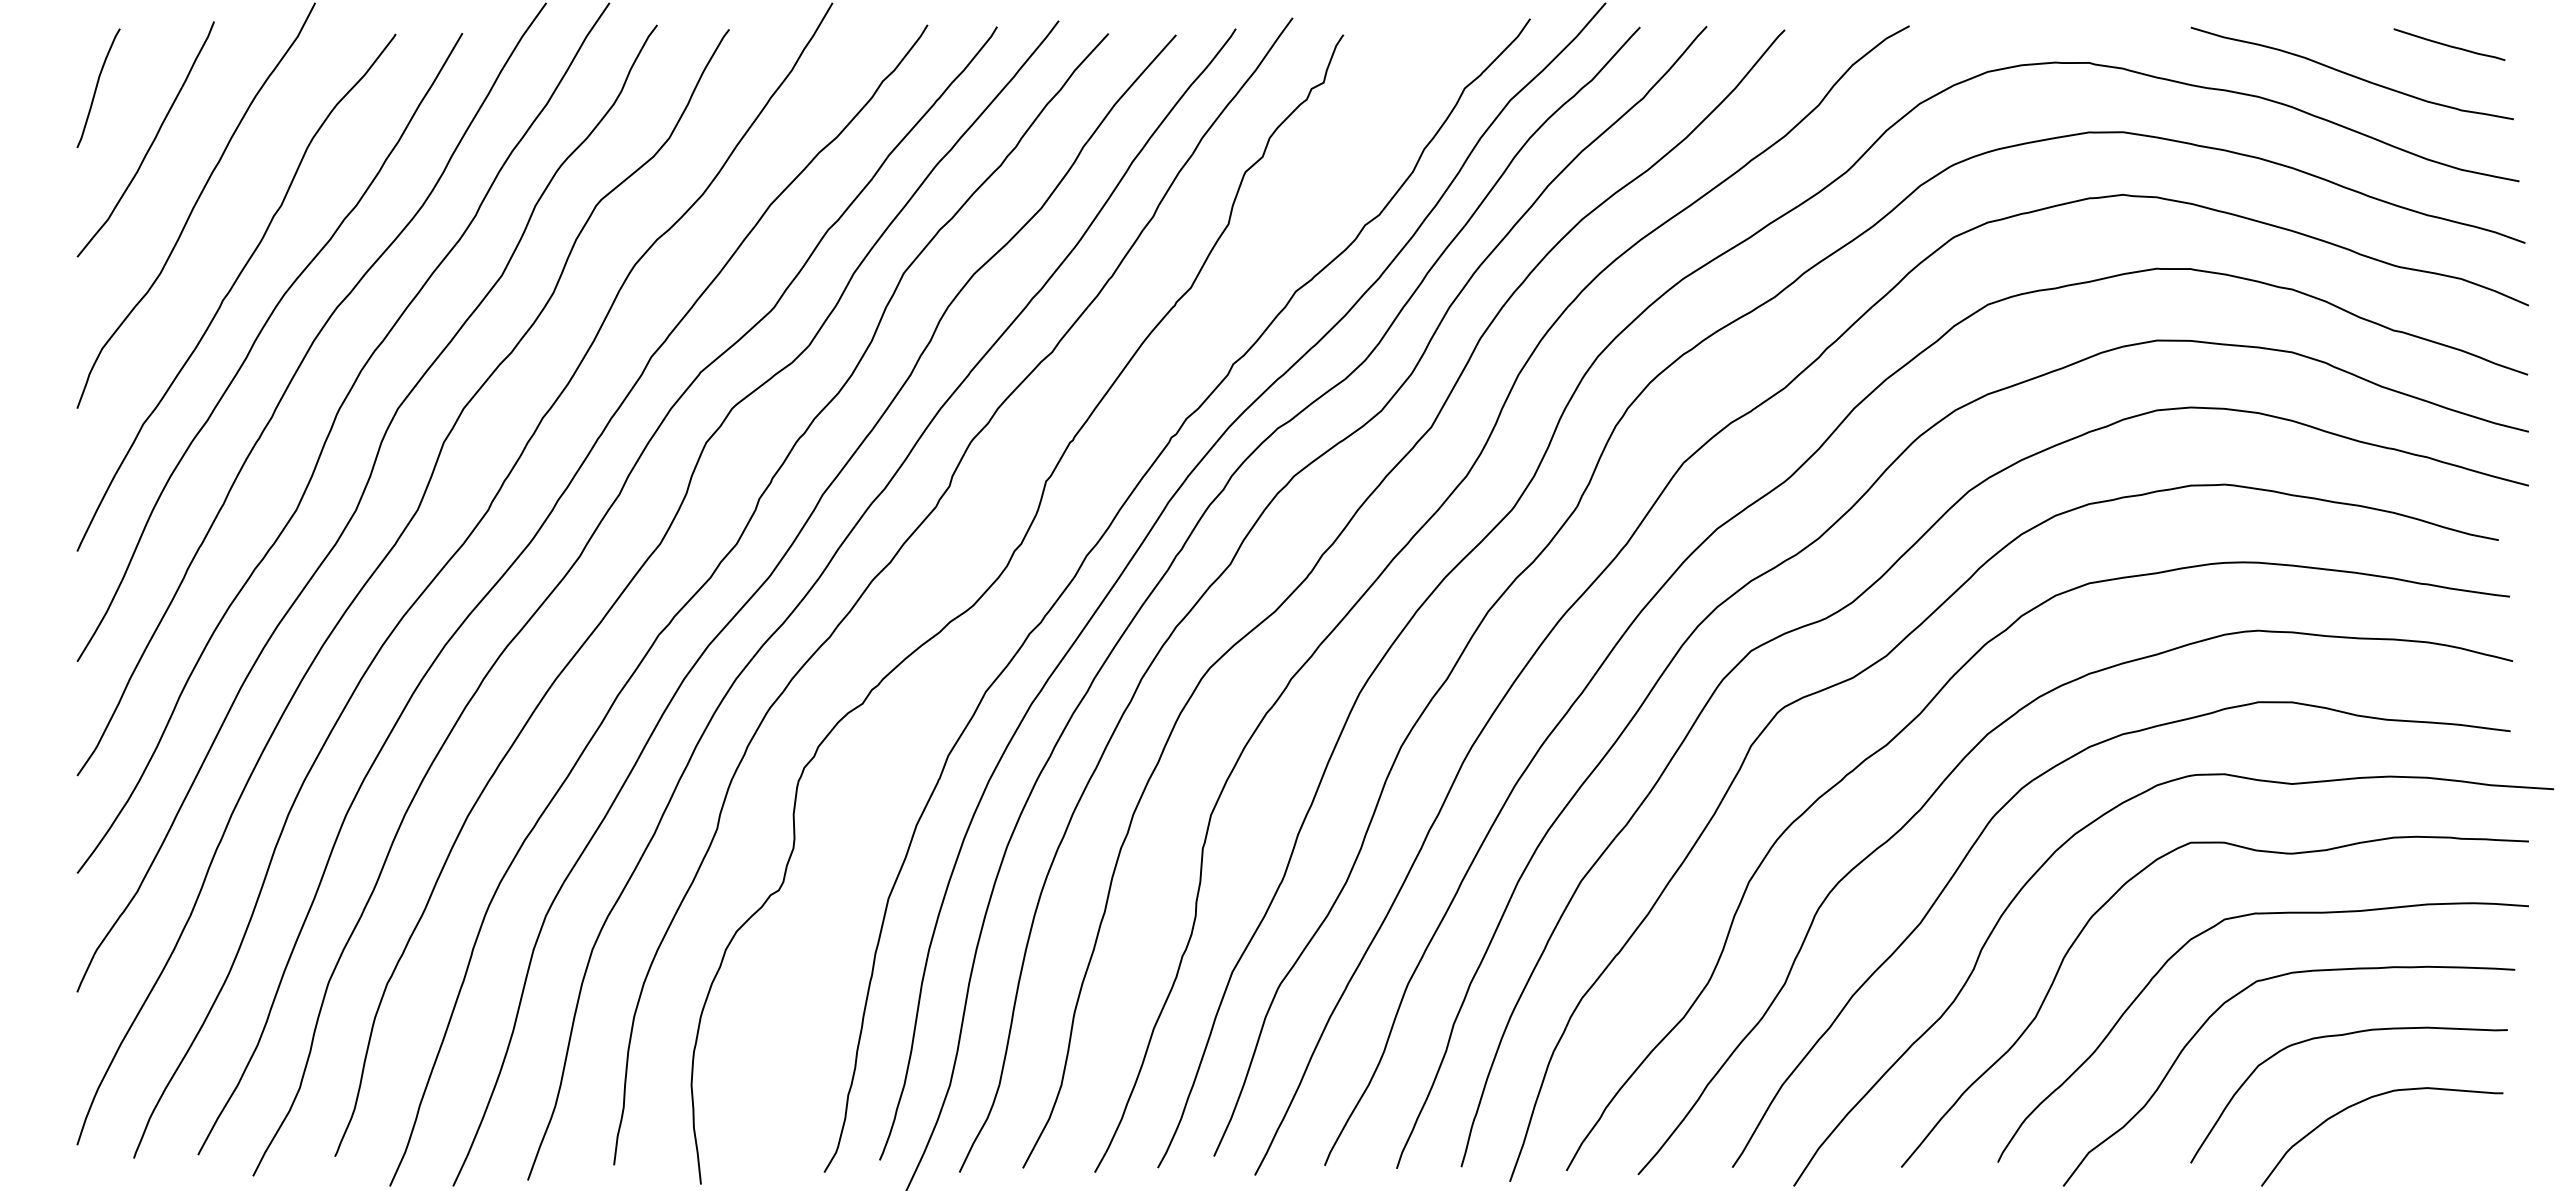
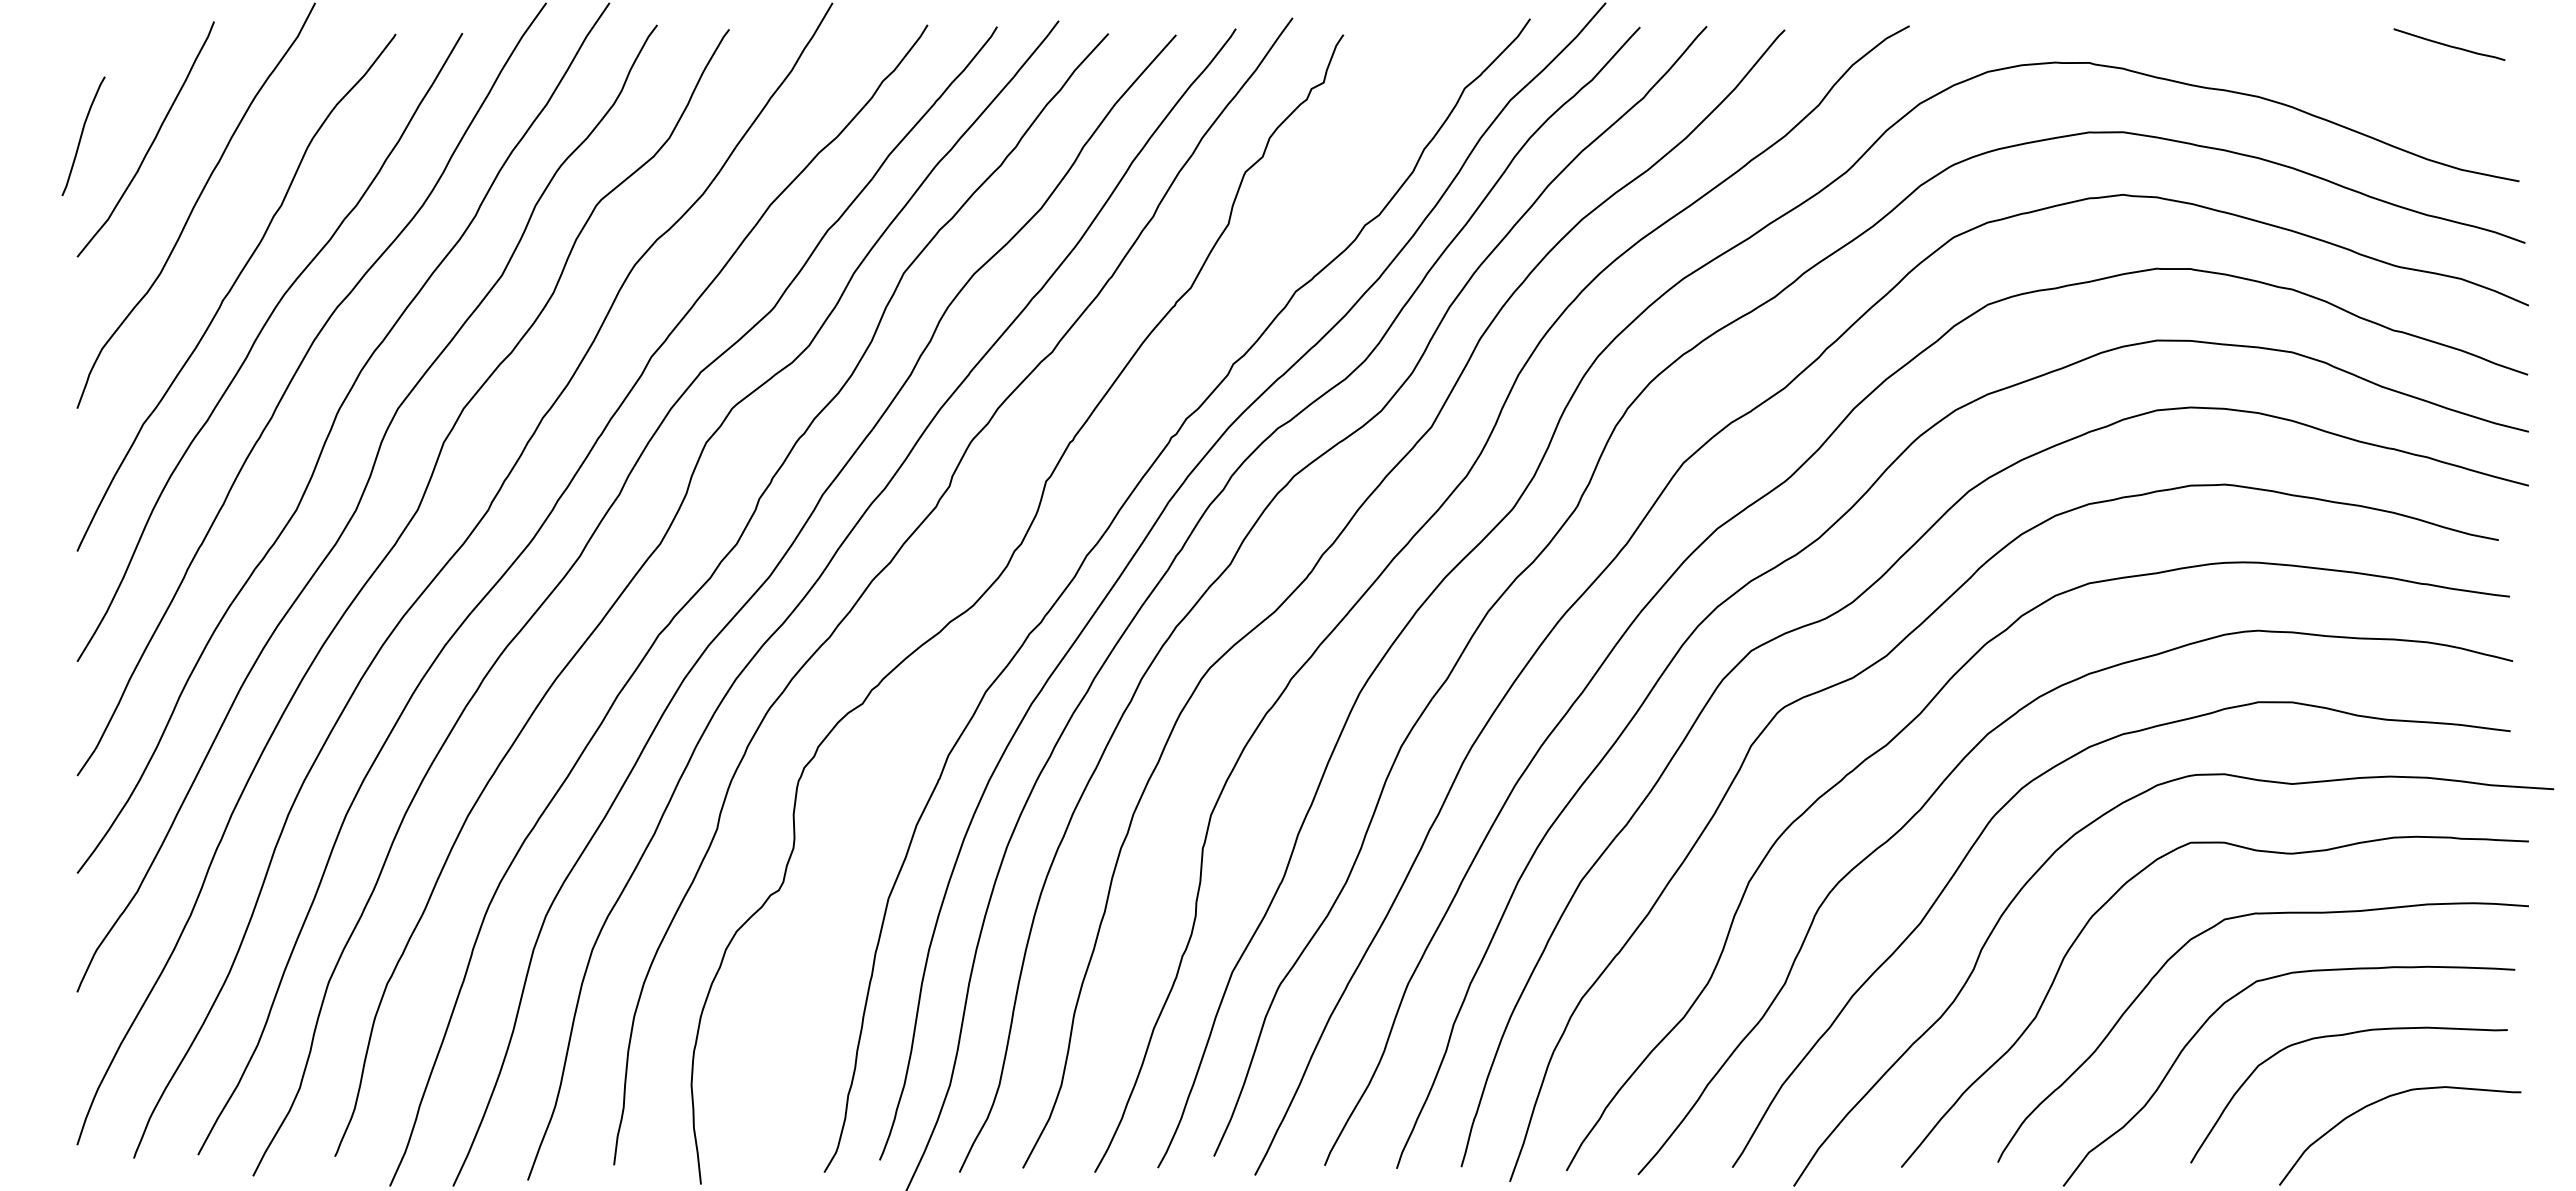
curve: present -> none (2351, 74)
curve position: (97, 87) -> (82, 135) (82, 135)
curve position: (2369, 1099) -> (2387, 1098) (2387, 1098)
